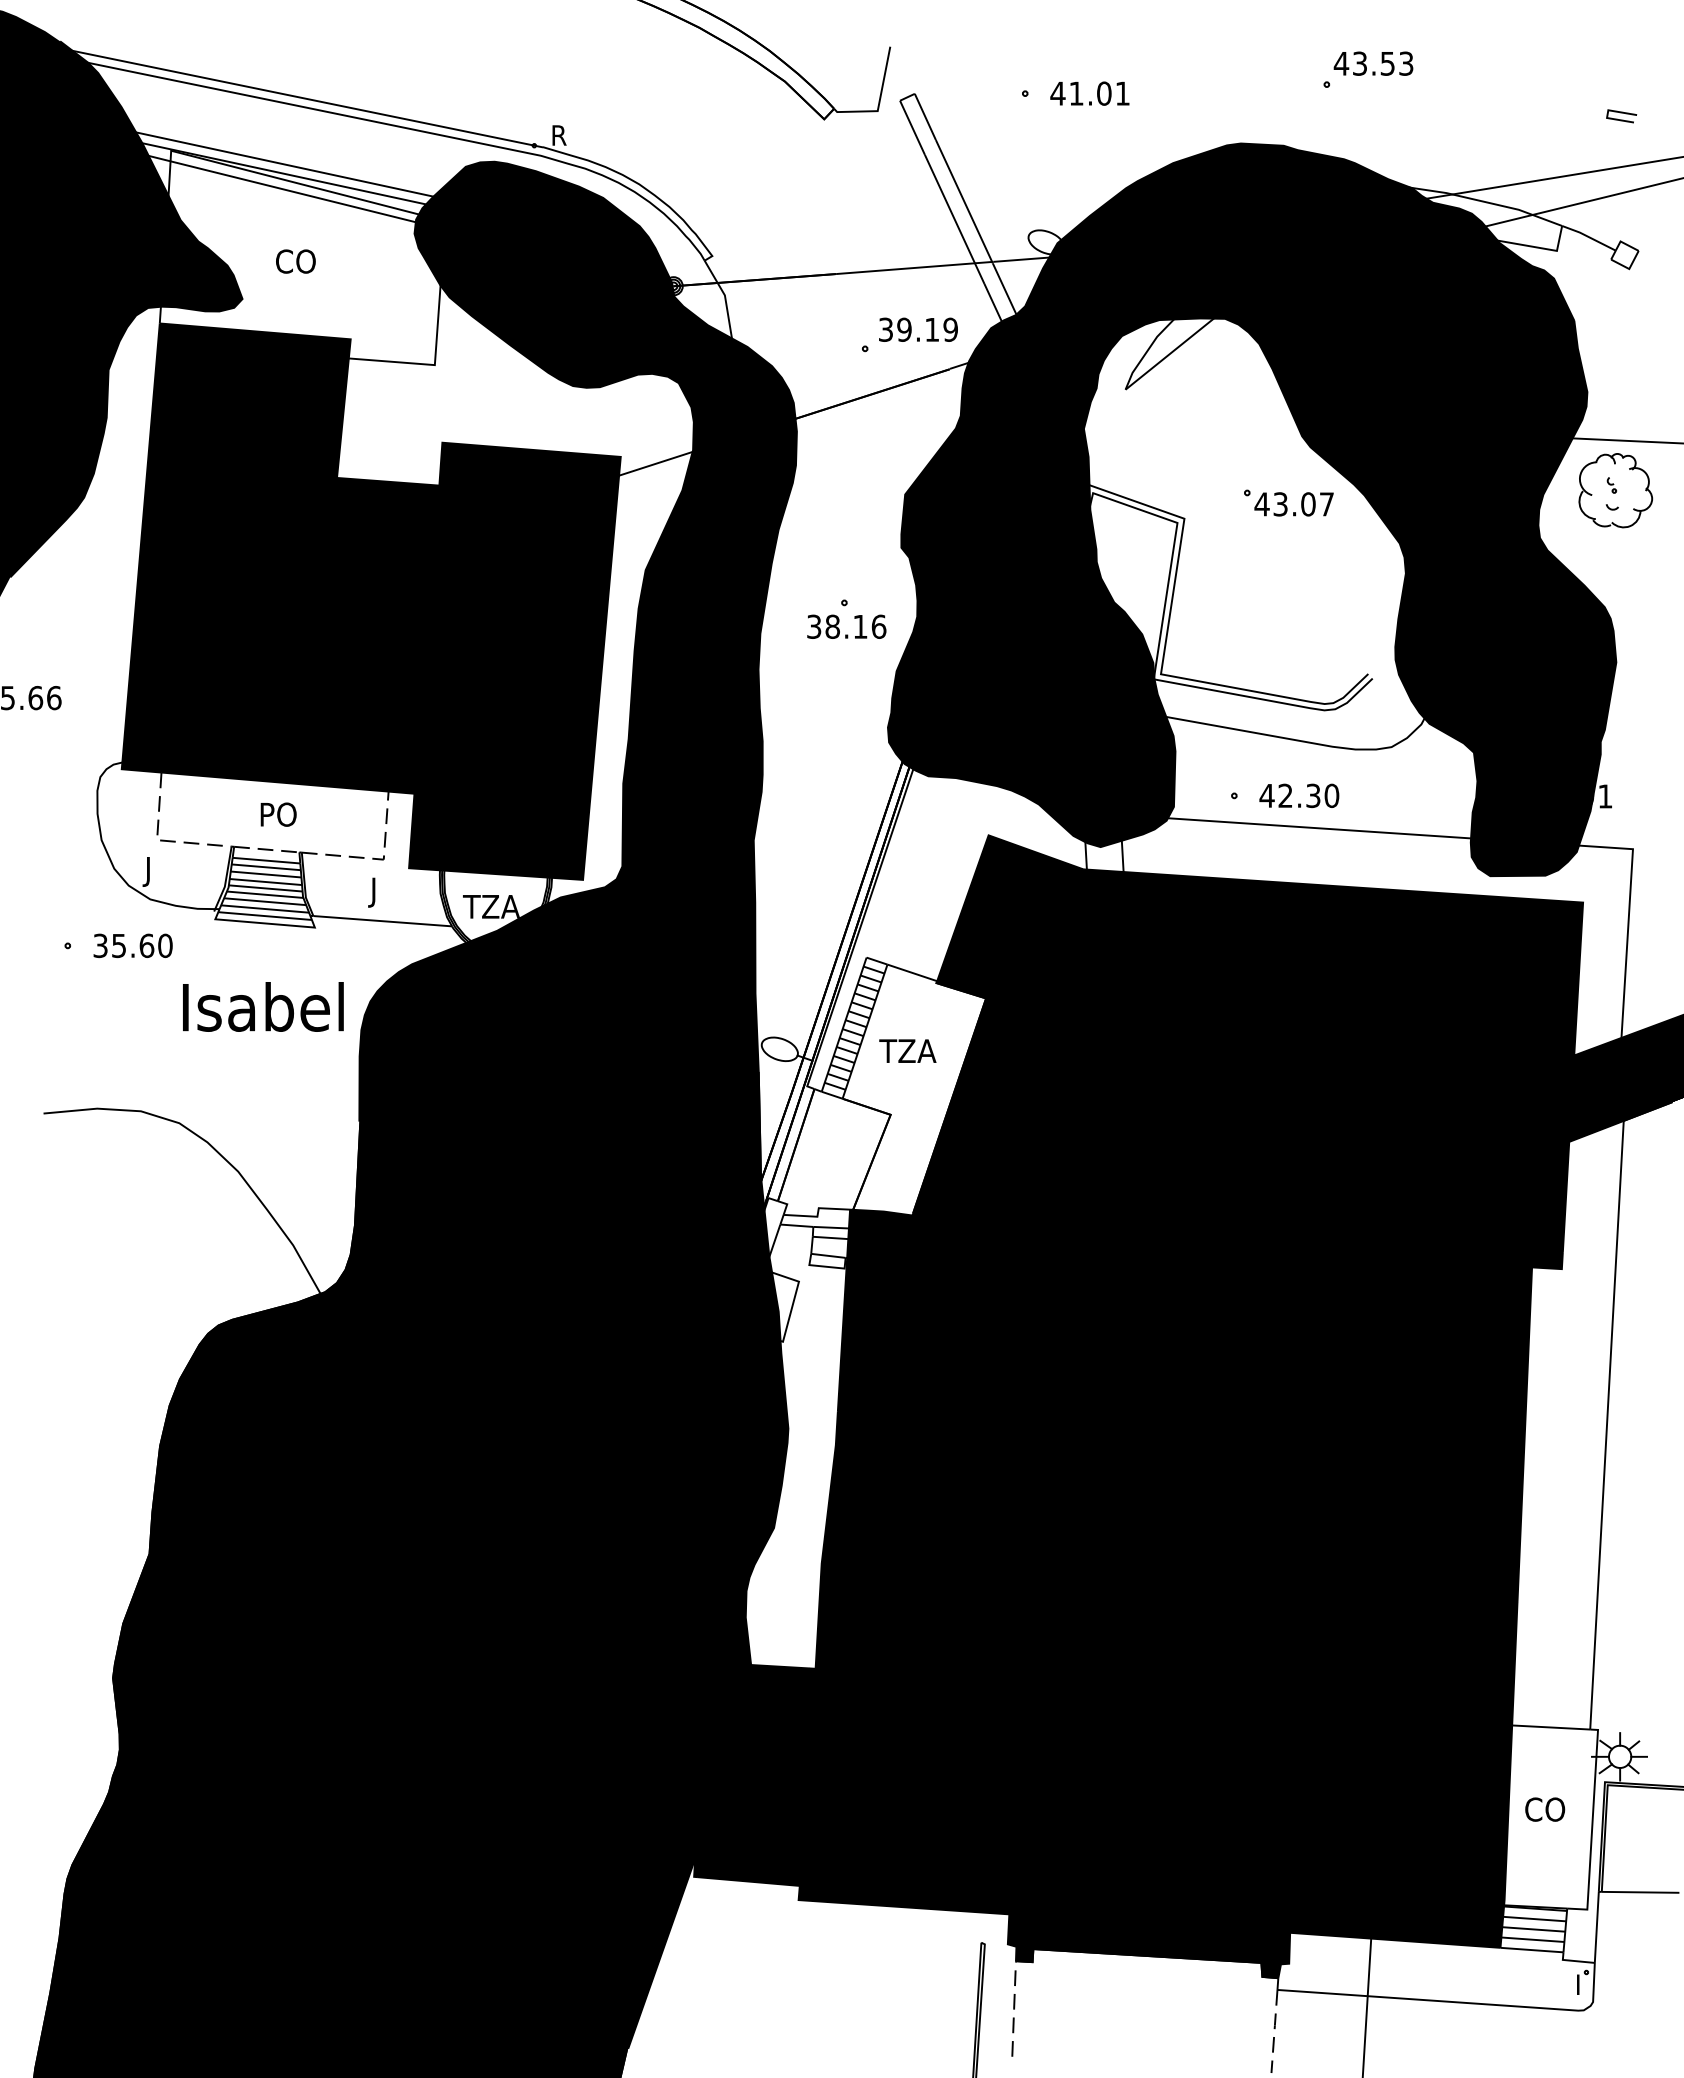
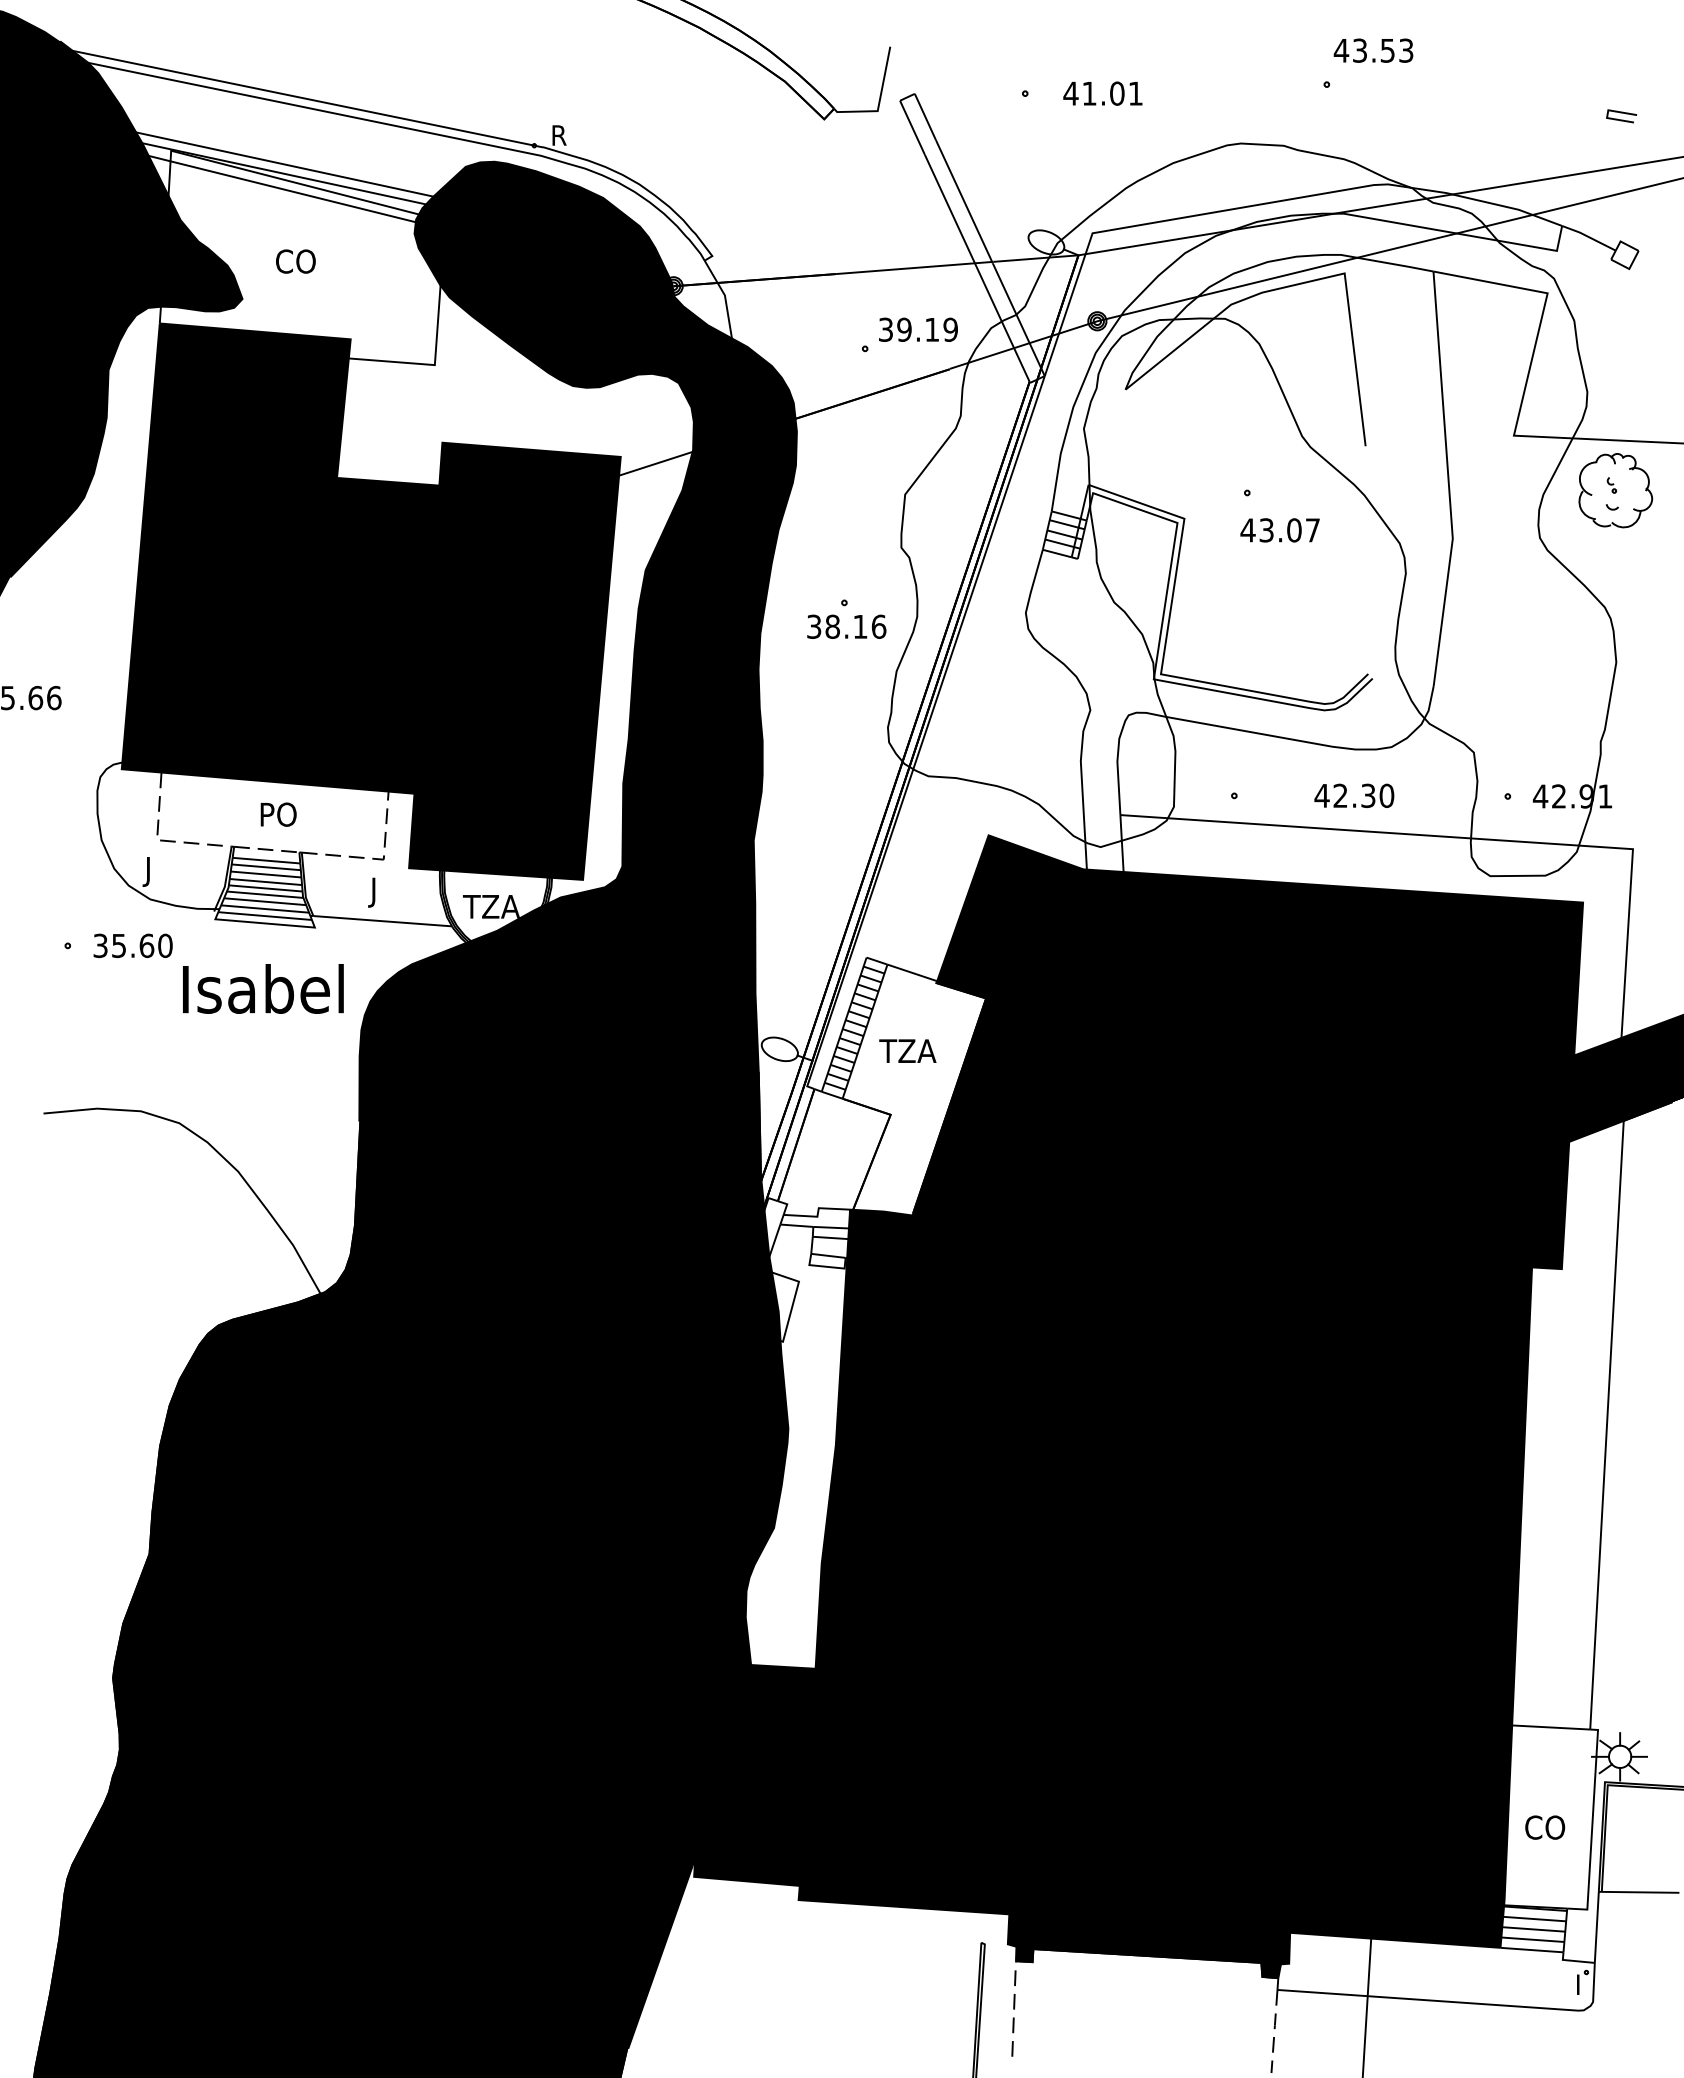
text position: (1373, 63) -> (1373, 50) (1373, 50)
text position: (1089, 93) -> (1102, 93) (1102, 93)
text position: (1293, 504) -> (1279, 530) (1279, 530)
fill: present -> none (1251, 509)
text position: (1299, 795) -> (1354, 795) (1354, 795)
text position: (263, 1006) -> (263, 988) (263, 988)
text position: (1545, 1809) -> (1545, 1827) (1545, 1827)
